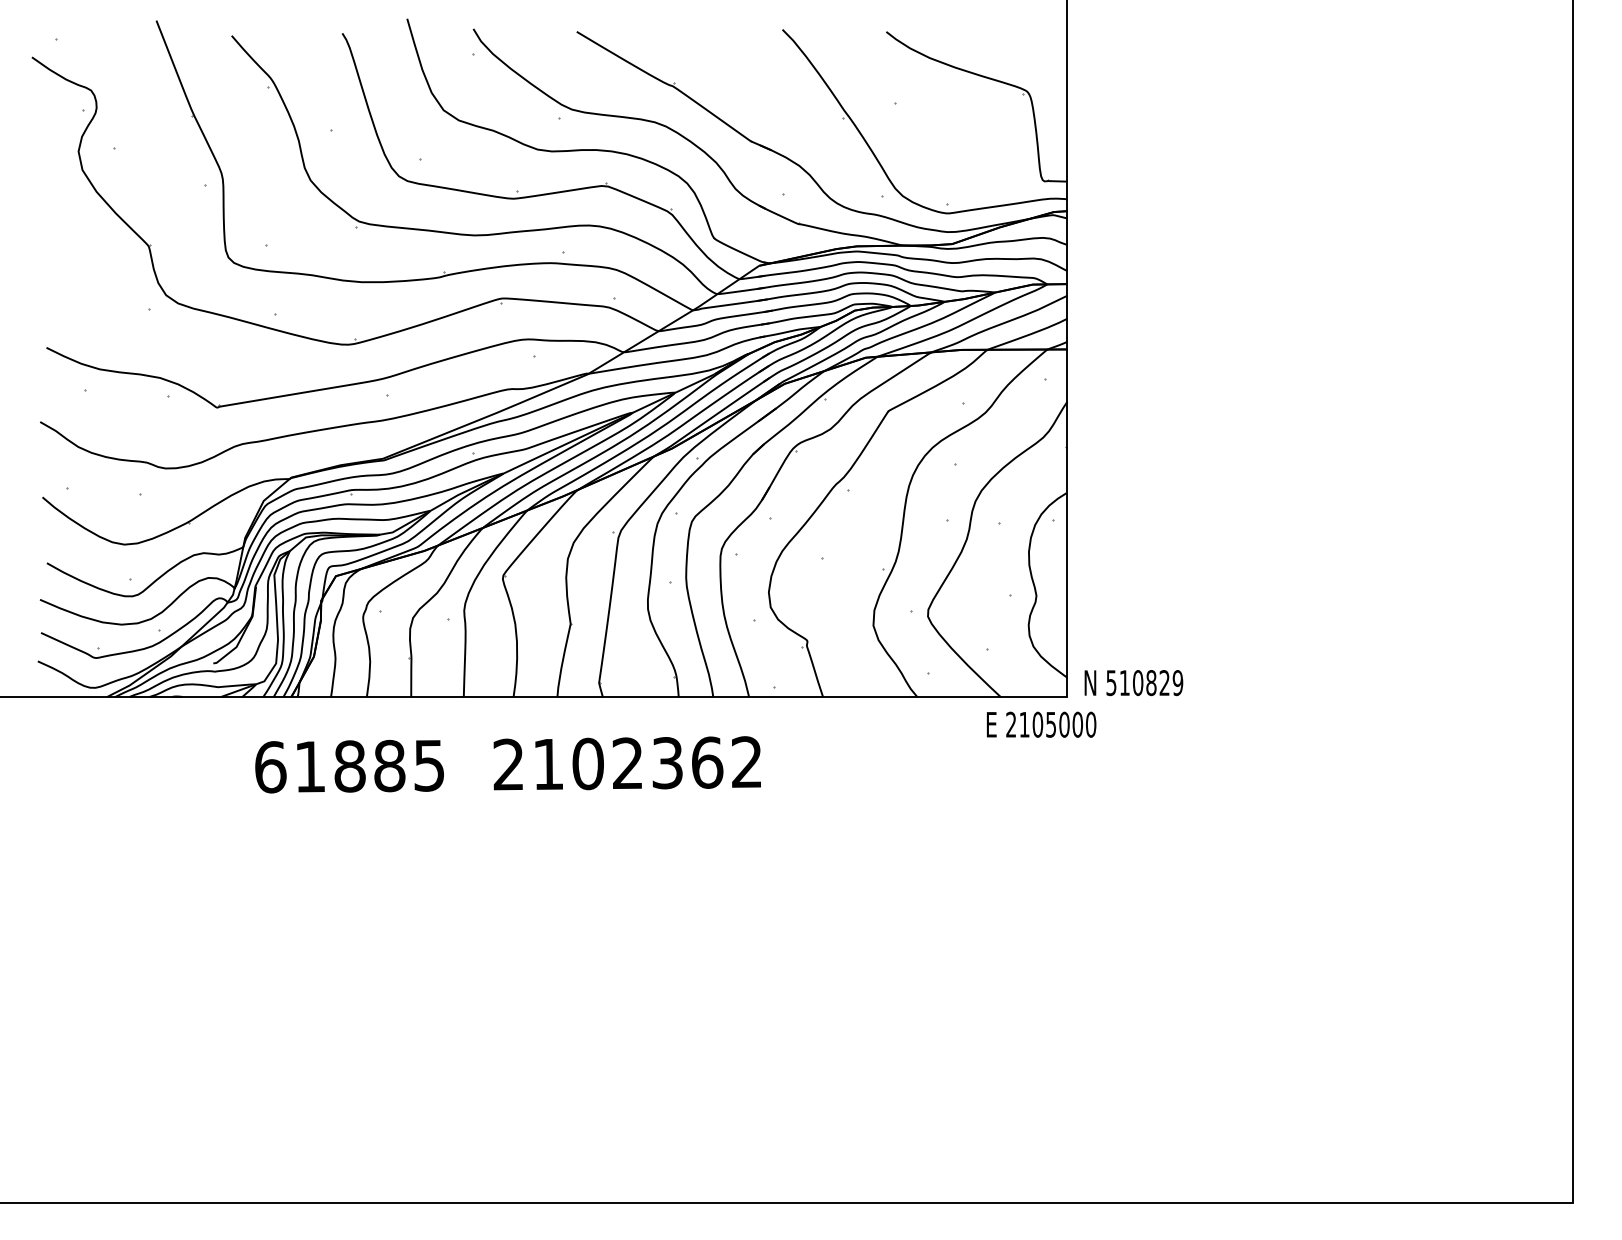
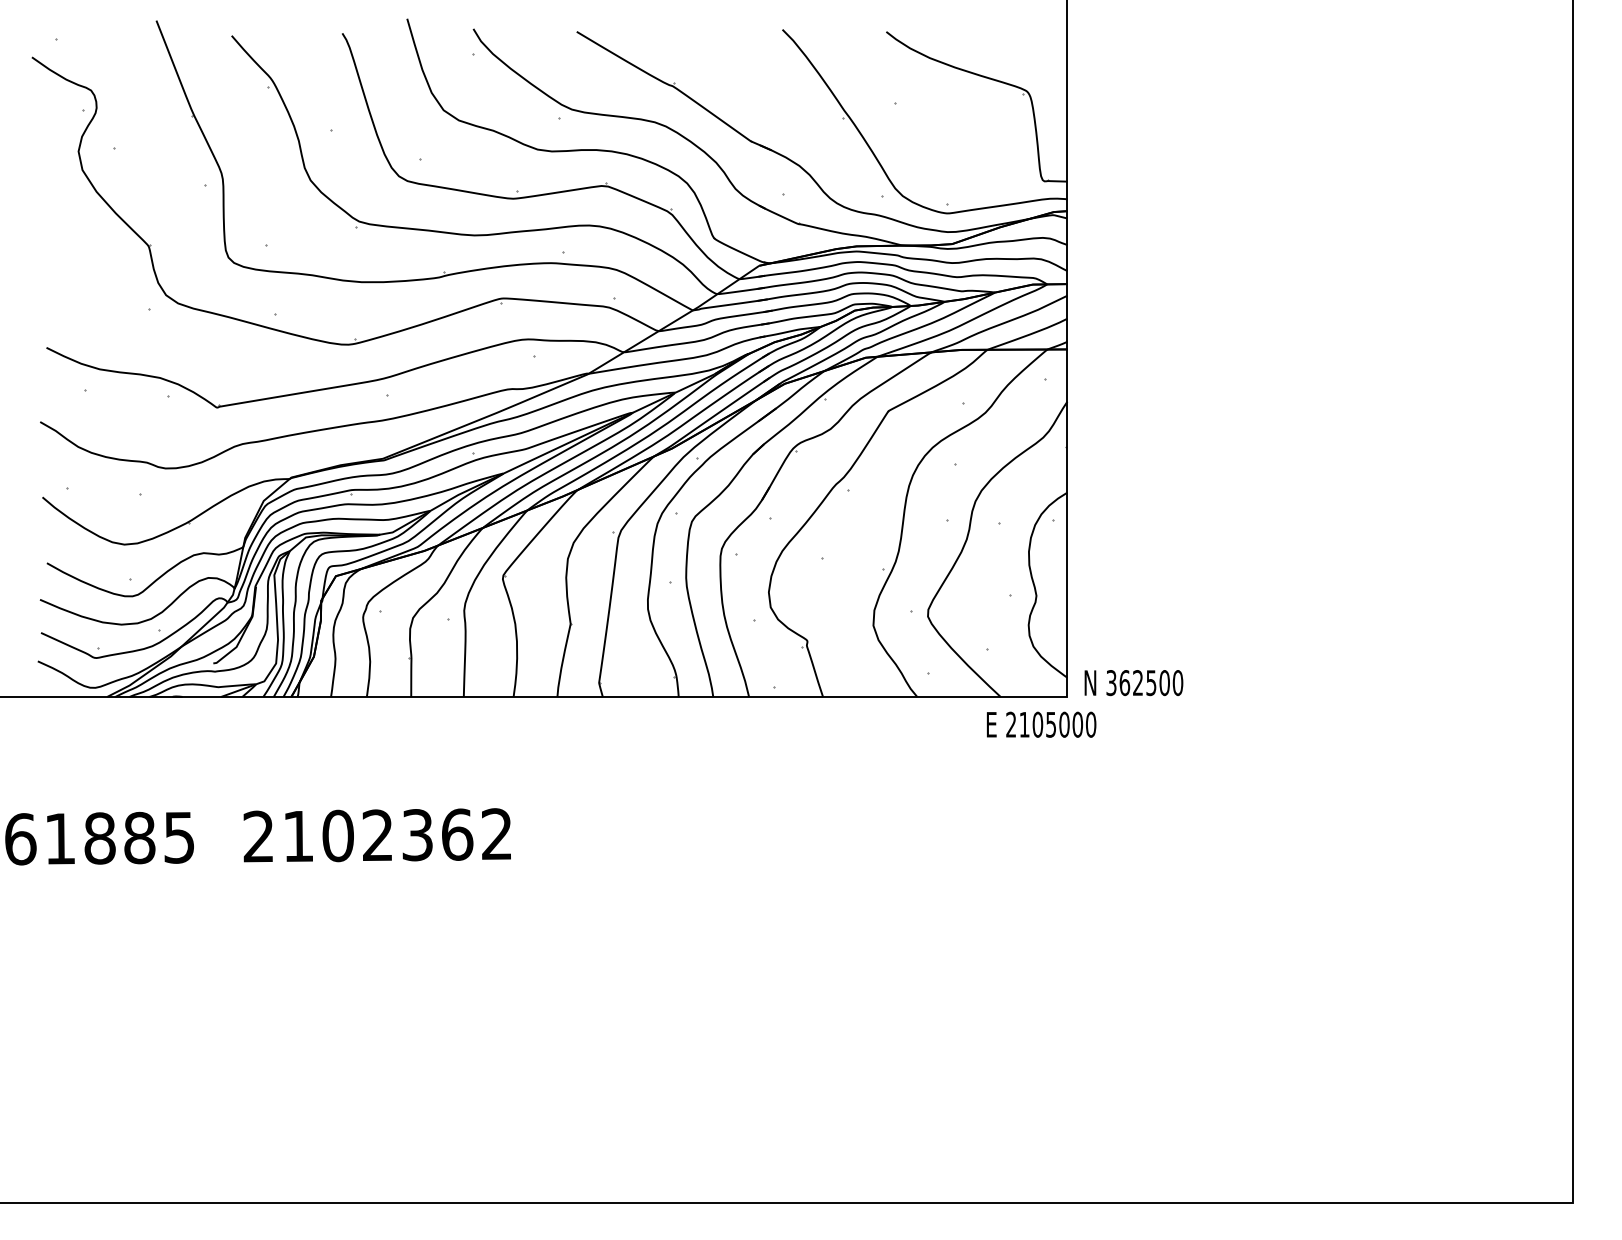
text: 510829 -> 362500 (1145, 683)
text position: (507, 764) -> (257, 836) (257, 836)
